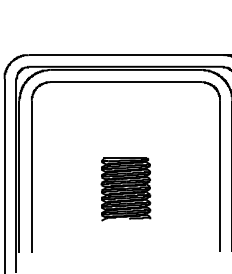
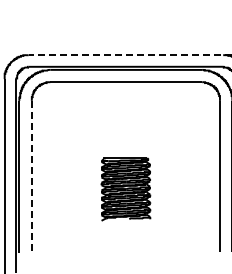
line: solid -> dashed (129, 55)
line: solid -> dashed (31, 176)
